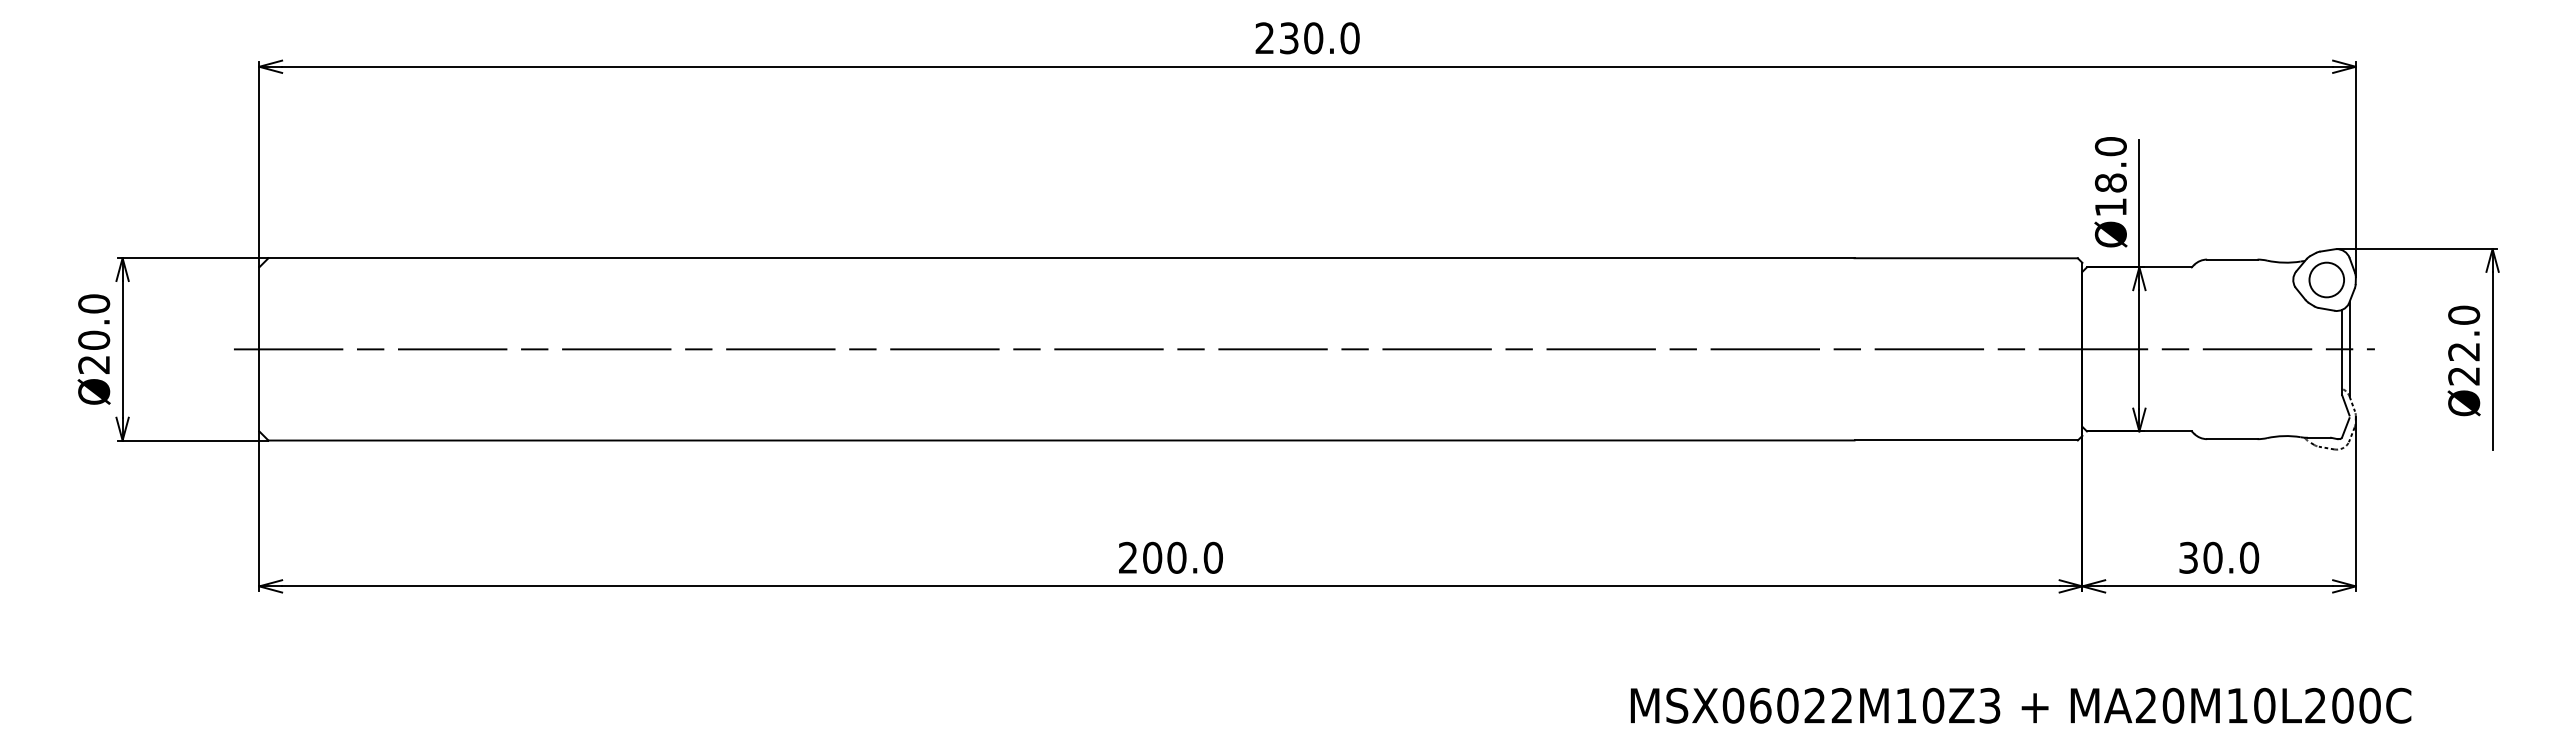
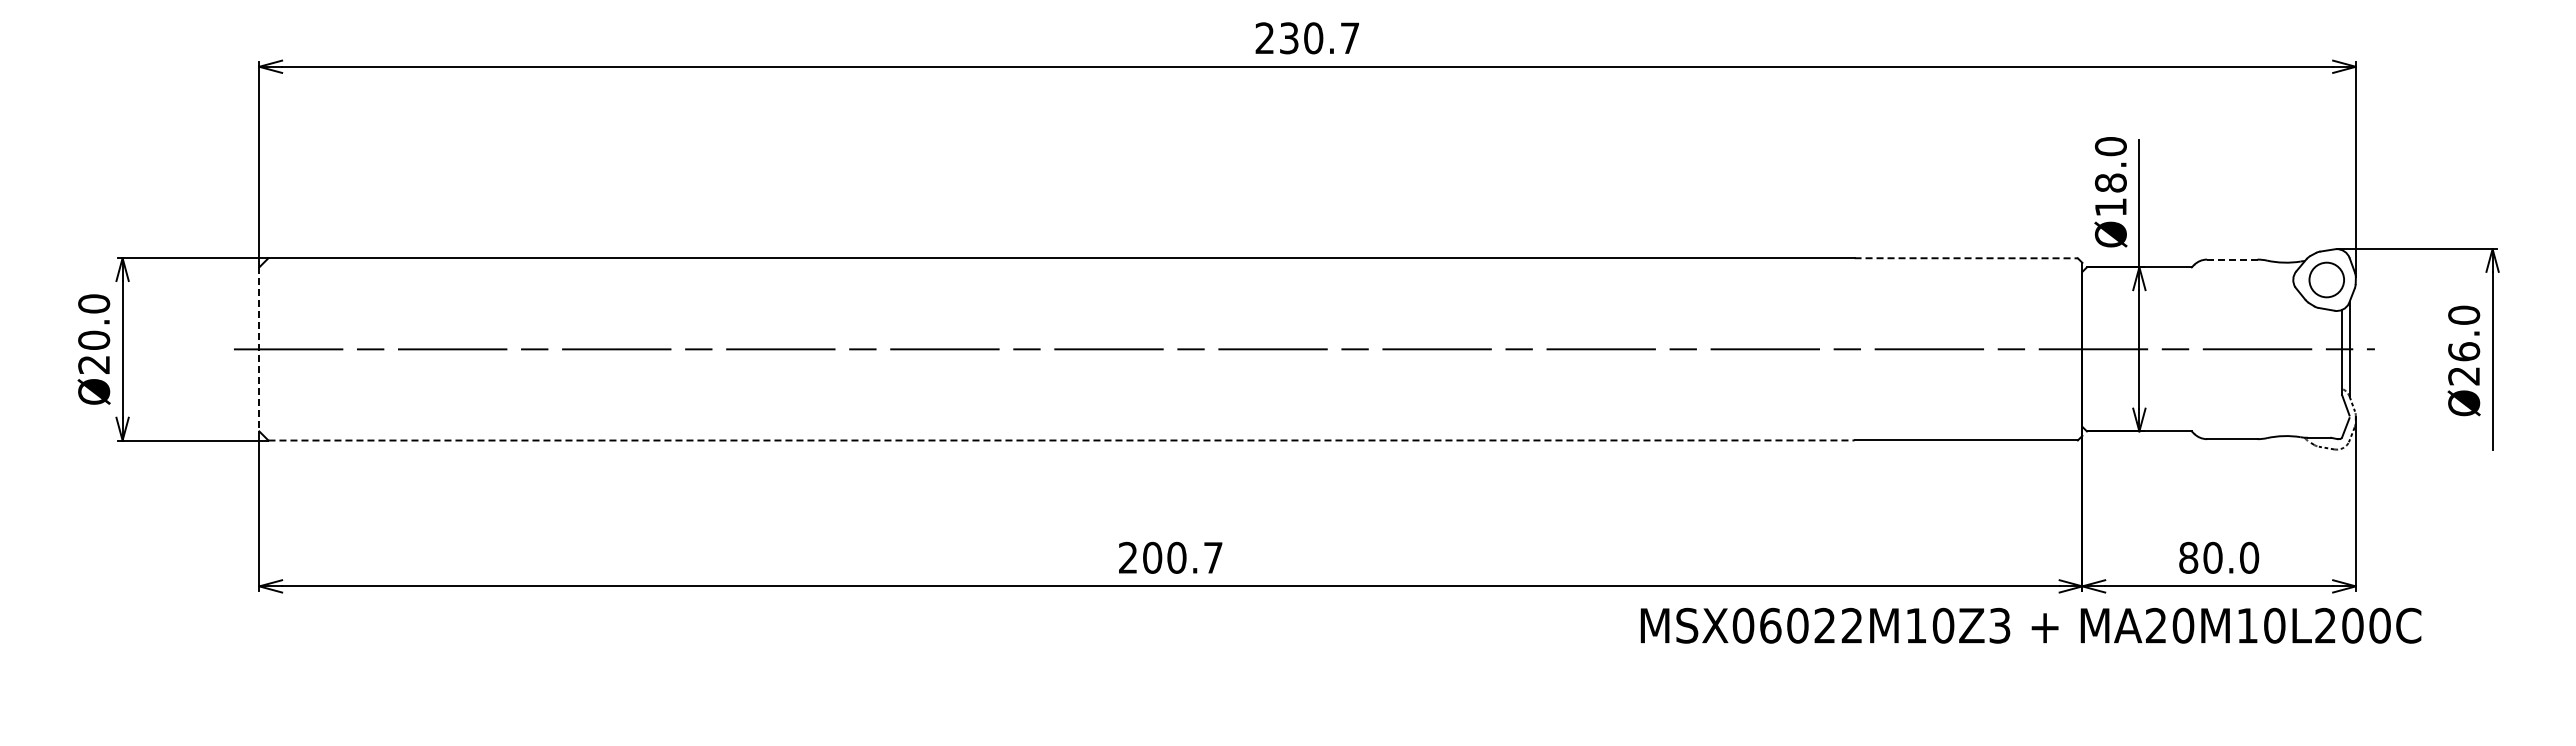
text: 230.0 -> 230.7 (1349, 38)
line: solid -> dashed (1966, 258)
line: solid -> dashed (2232, 259)
line: solid -> dashed (259, 349)
text: Ø22.0 -> Ø26.0 (2464, 351)
line: solid -> dashed (1062, 440)
text: 200.0 -> 200.7 (1212, 557)
text: 30.0 -> 80.0 (2188, 557)
text position: (2020, 705) -> (2030, 625) (2030, 625)
